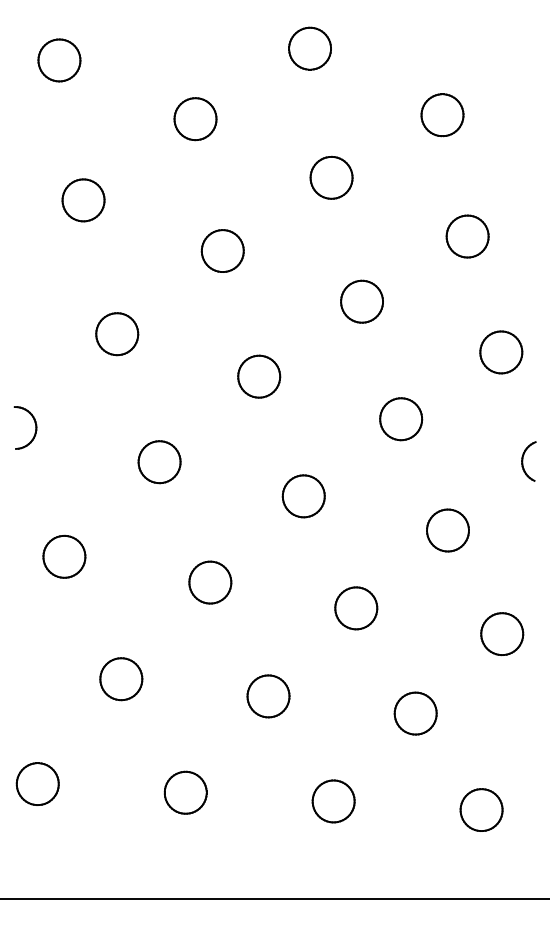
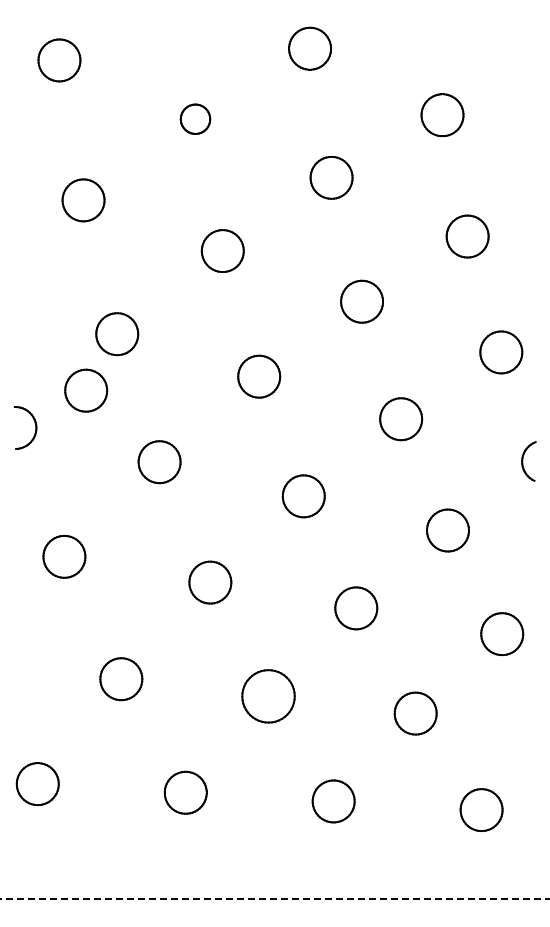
part size: 45x45 px -> 33x32 px (195, 118)
part: none -> present (86, 390)
part size: 45x45 px -> 55x55 px (268, 696)
line: solid -> dashed (275, 899)
